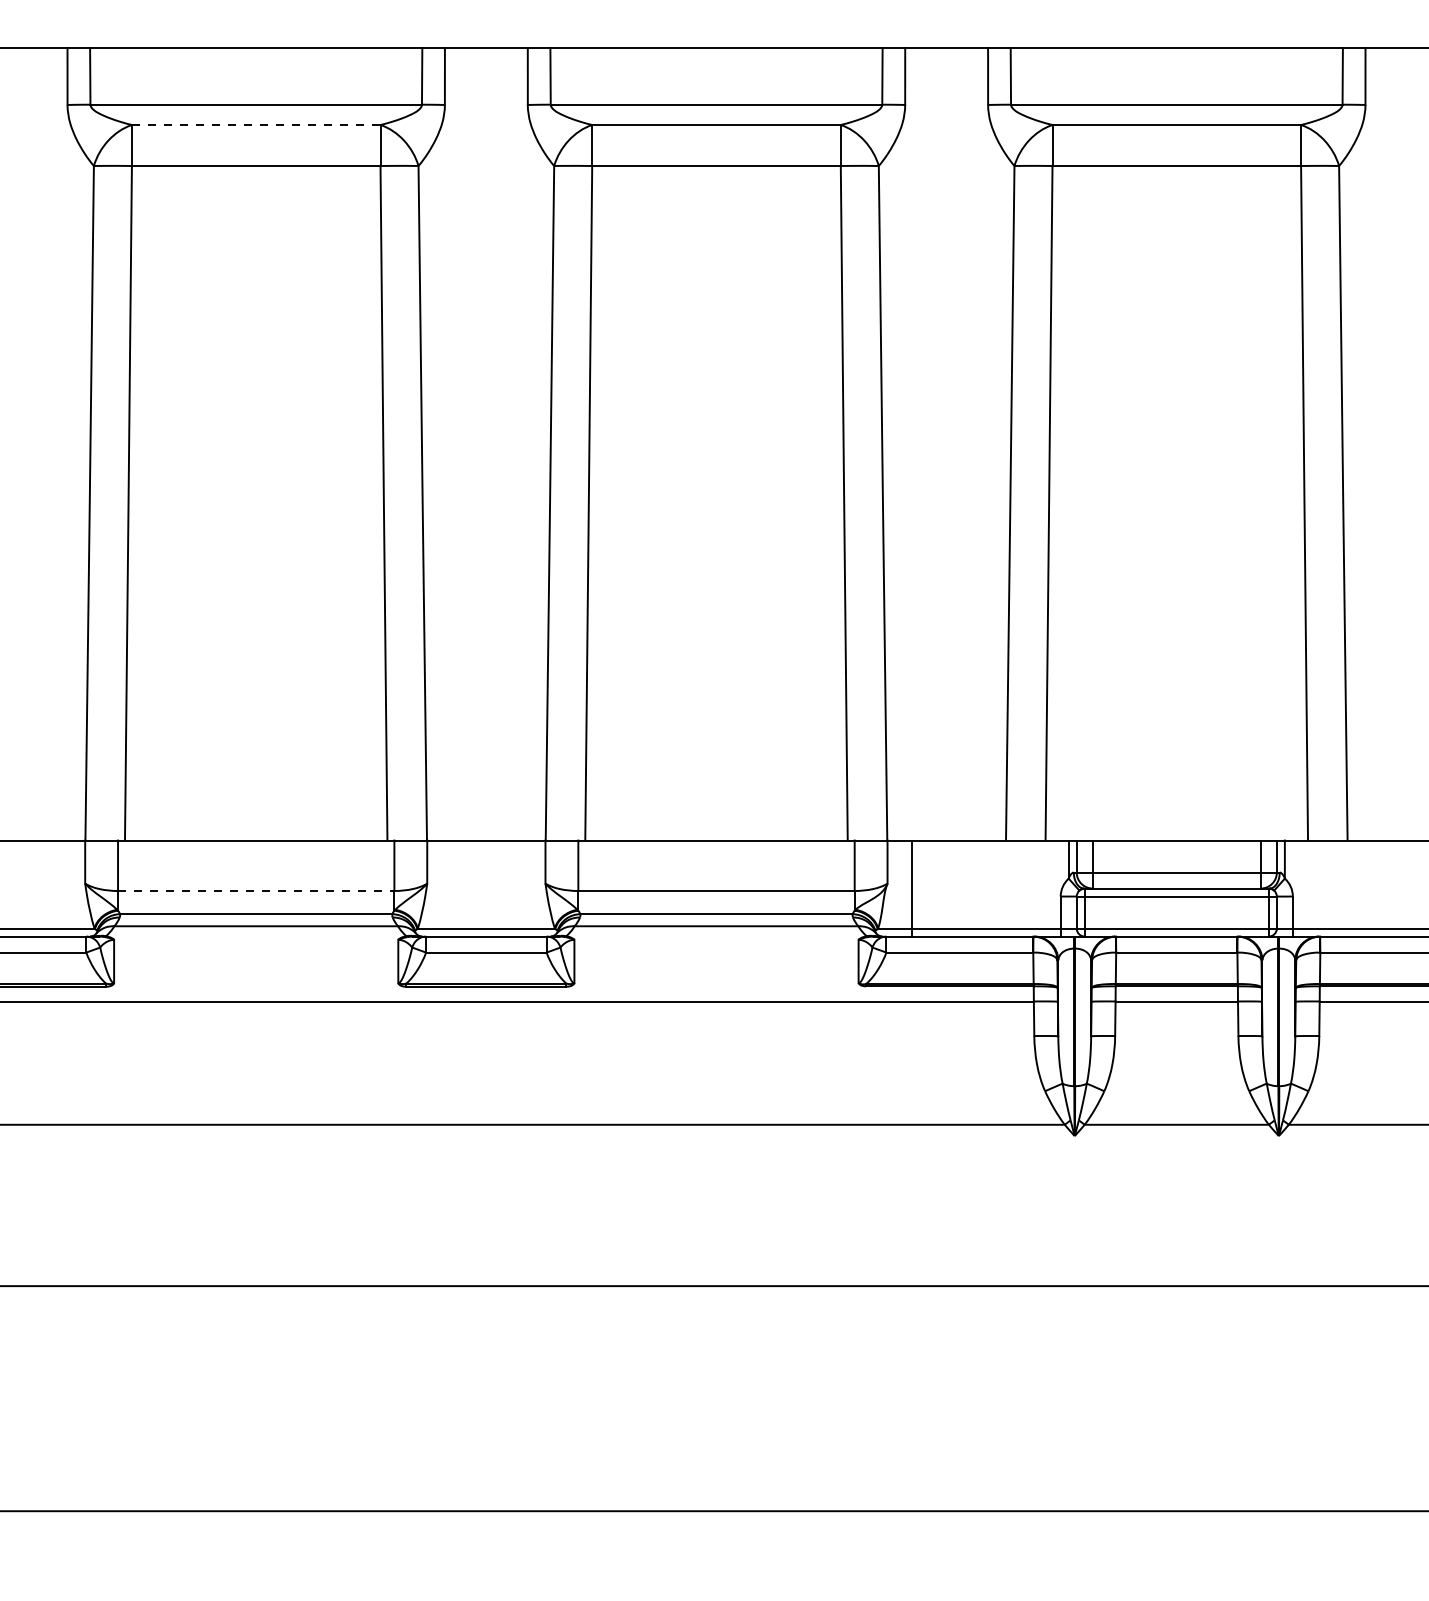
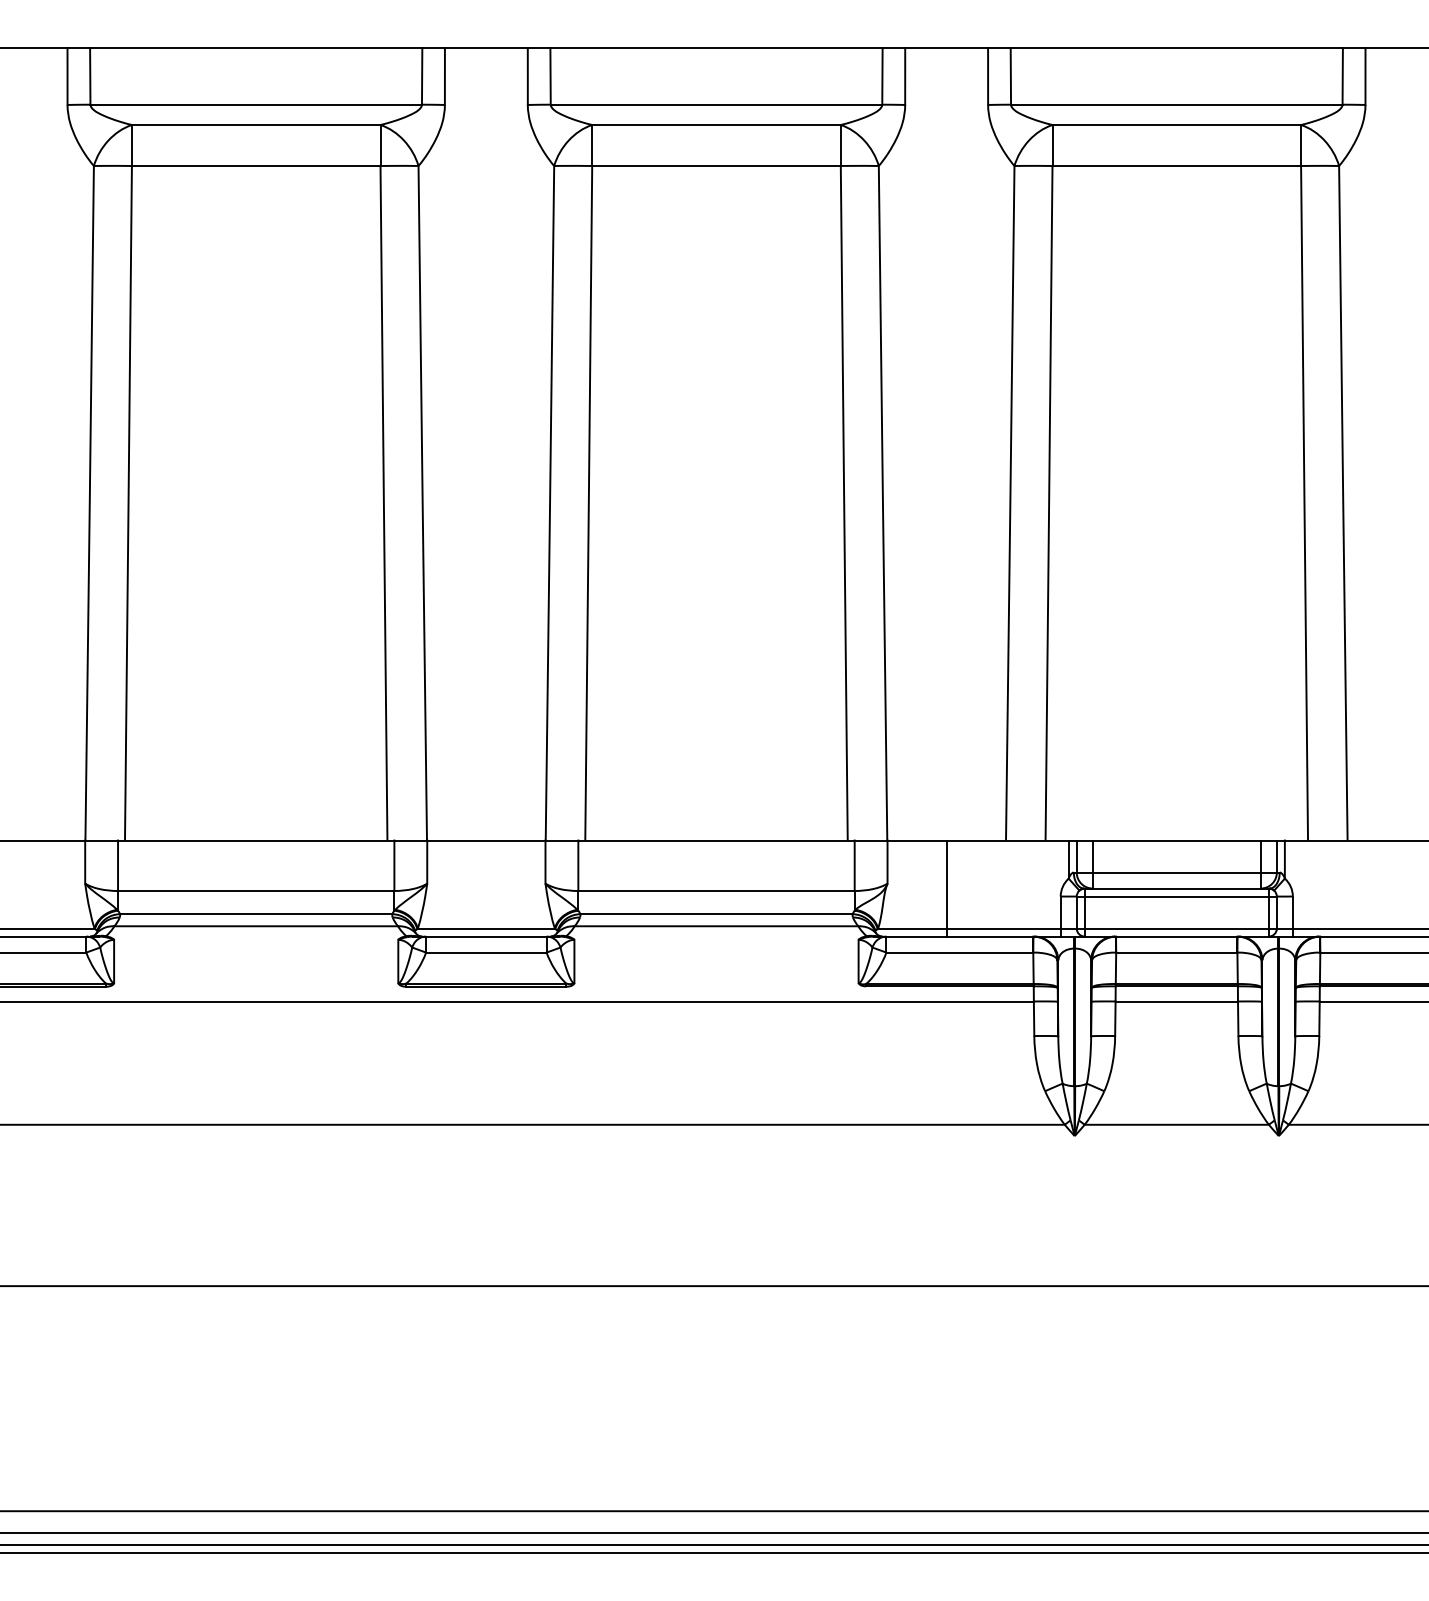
line: dashed -> solid (256, 125)
line position: (911, 888) -> (946, 888) (946, 888)
line: dashed -> solid (256, 891)
line: none -> present (713, 1533)
line: none -> present (713, 1545)
line: none -> present (713, 1552)
